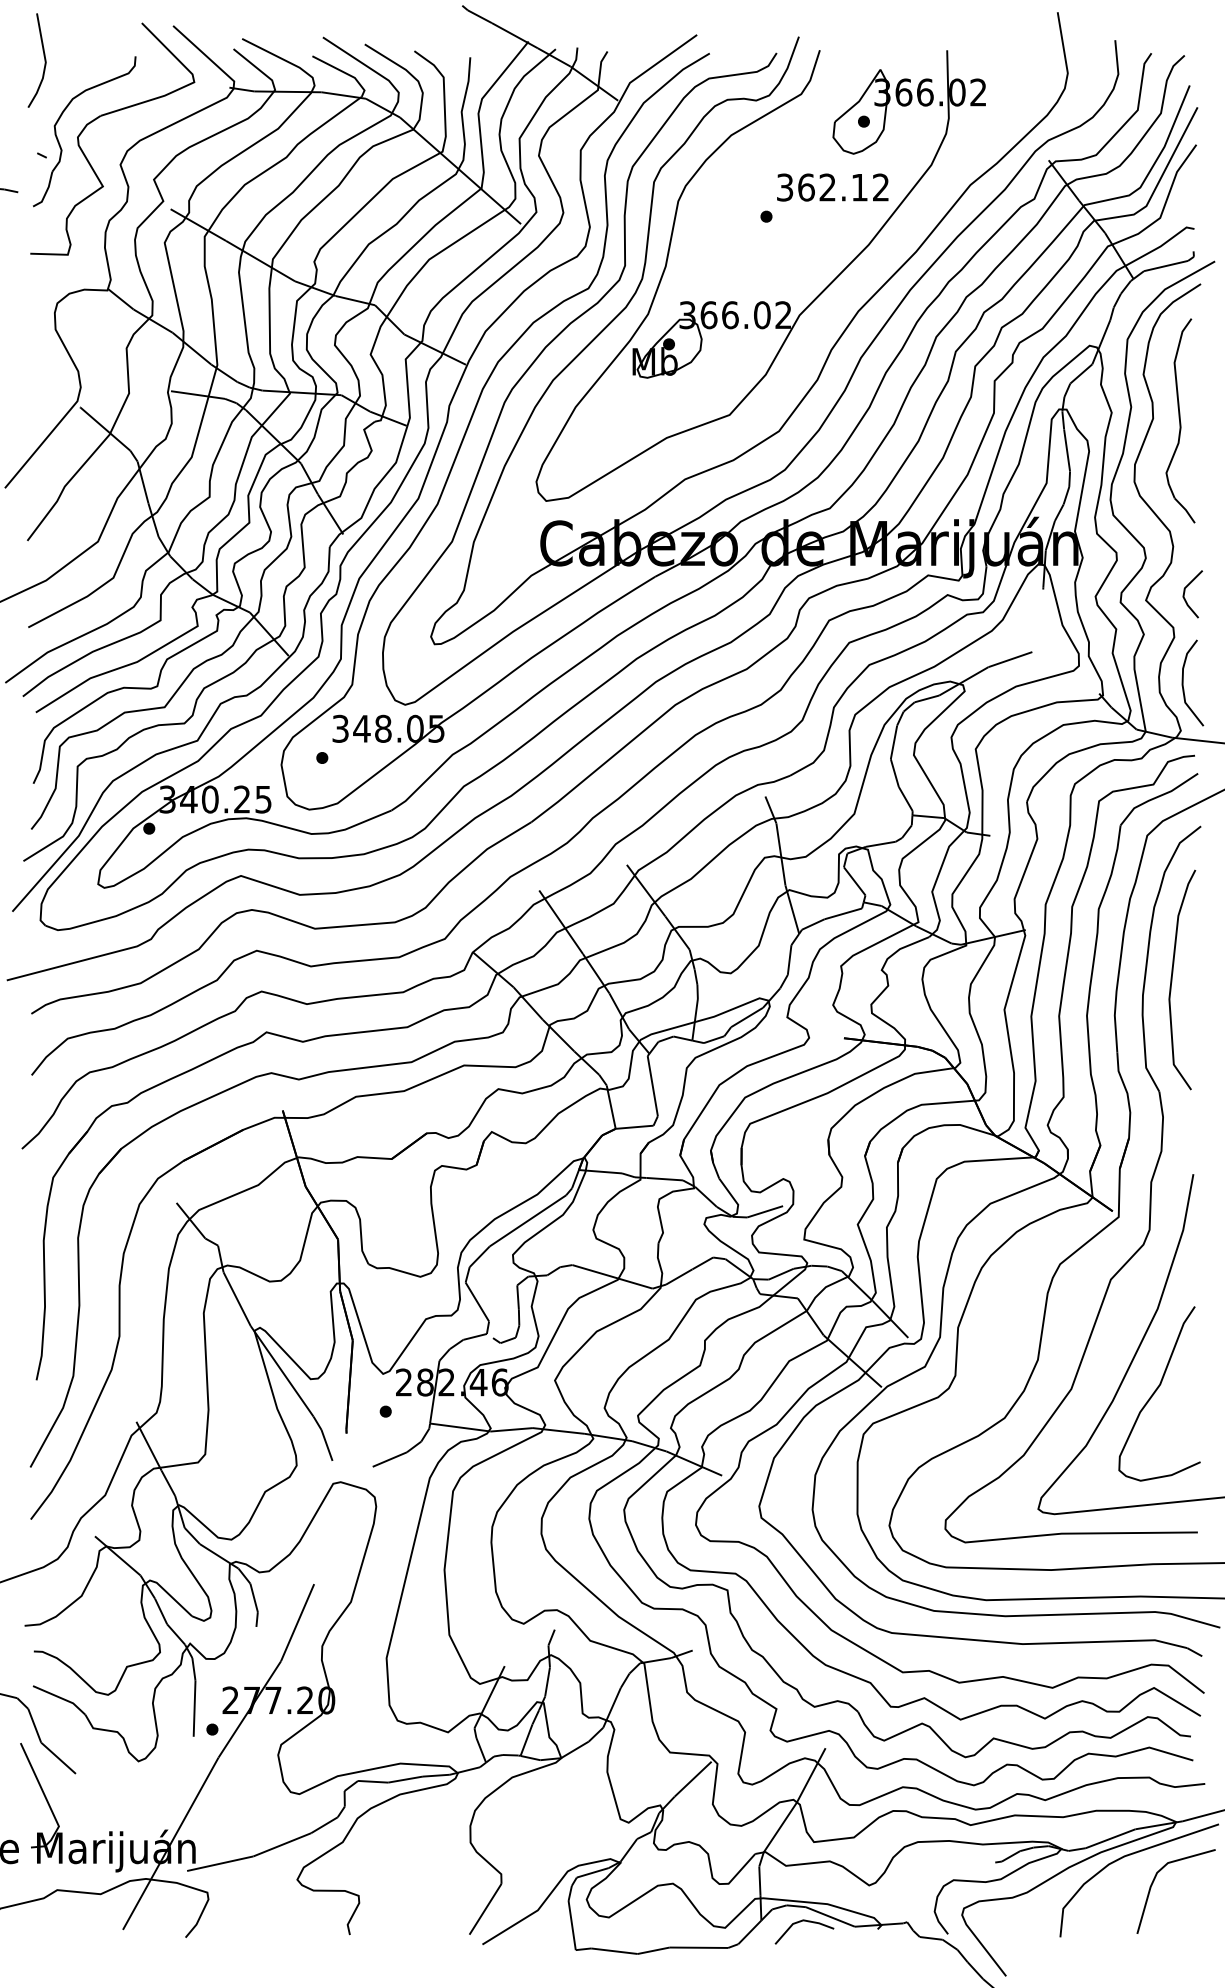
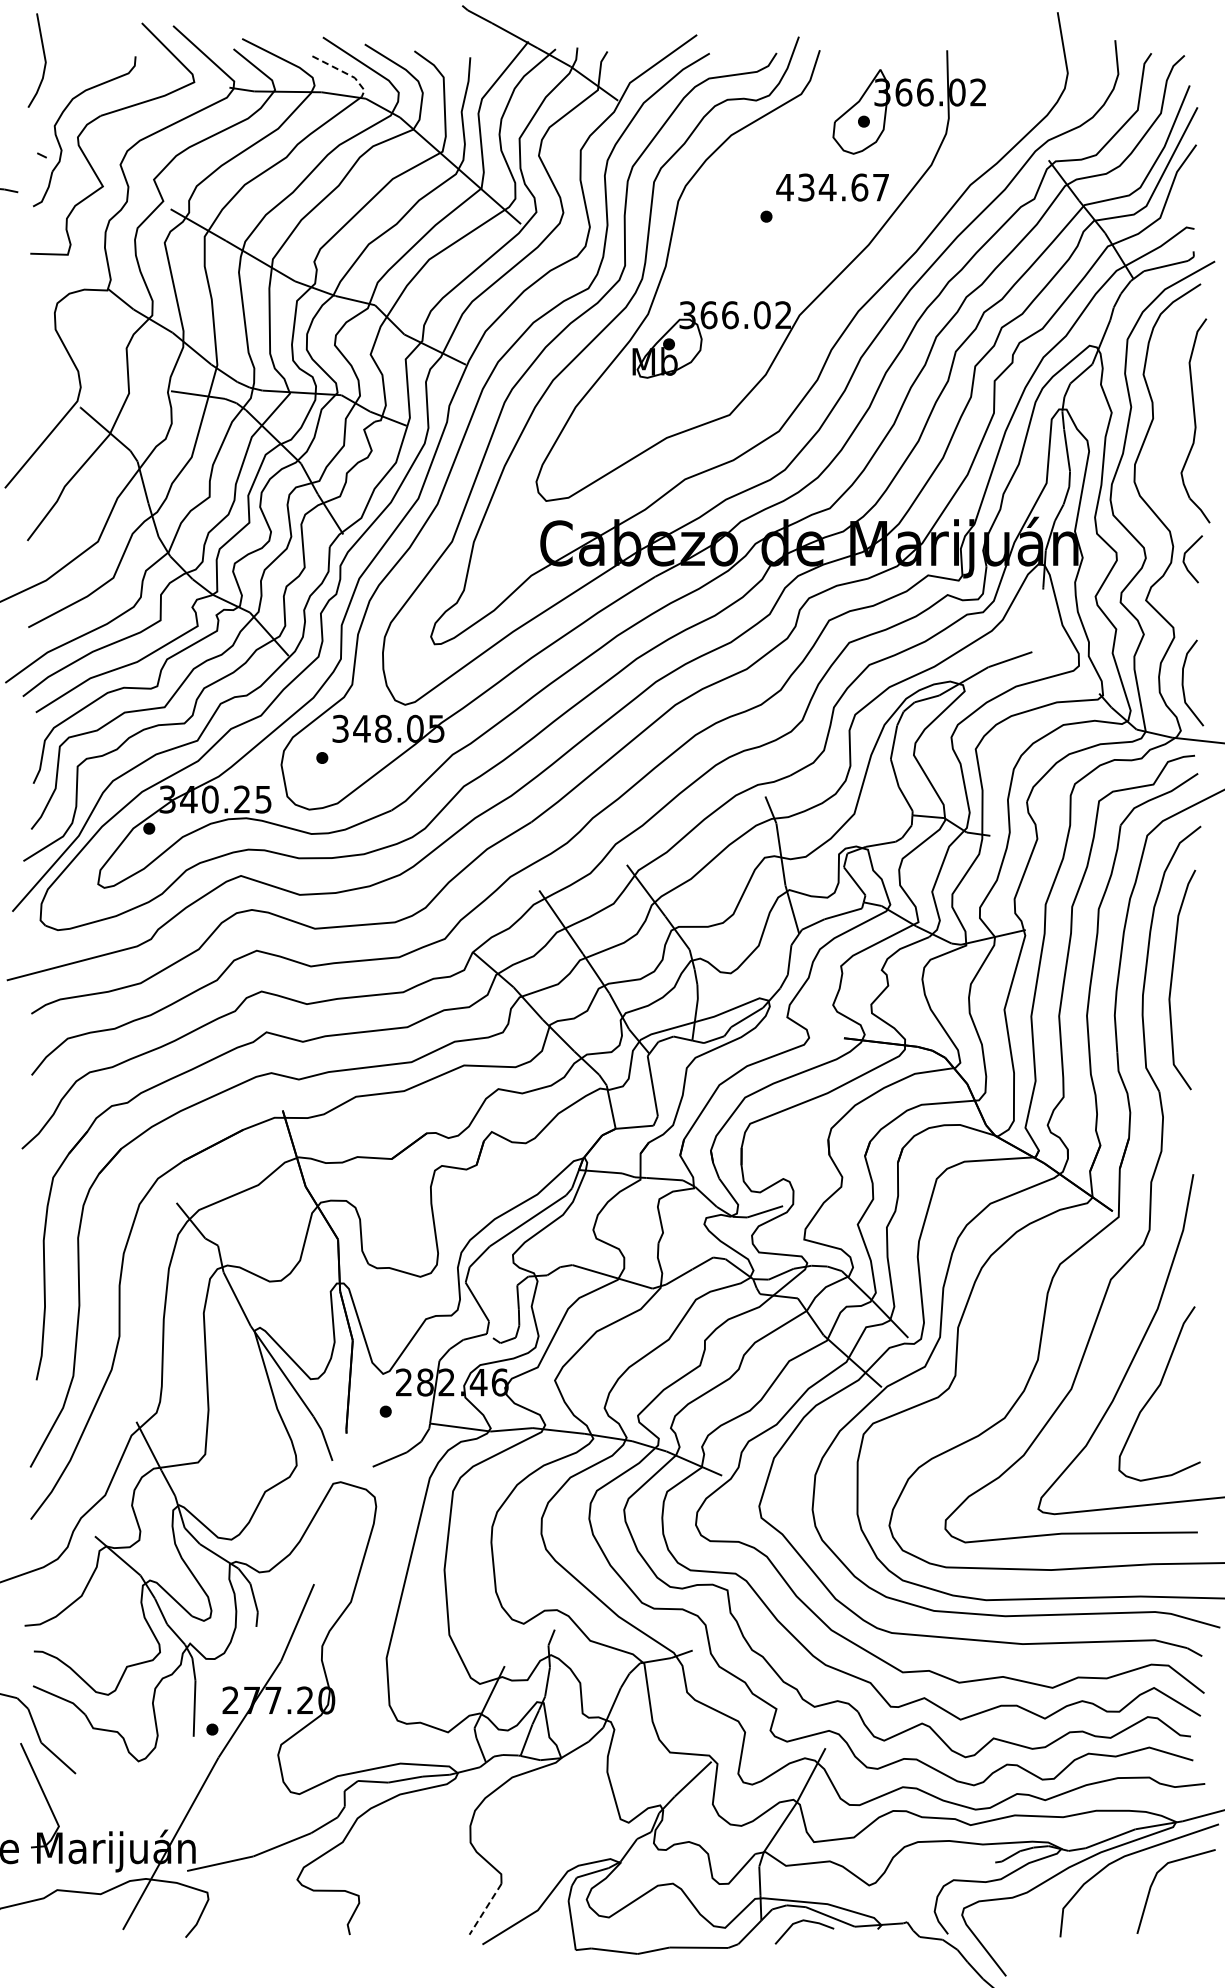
line: solid -> dashed (345, 72)
text: 362.12 -> 434.67 (832, 187)
part position: (1180, 420) -> (1195, 420) (1195, 420)
line position: (1185, 592) -> (1185, 557) (1185, 557)
line: solid -> dashed (485, 1909)
